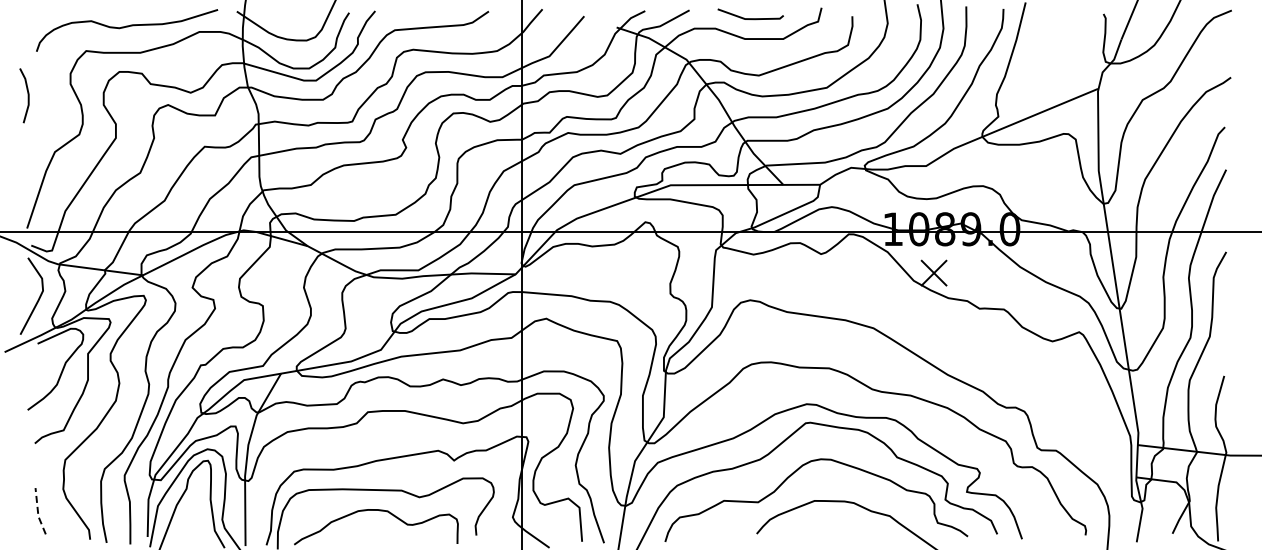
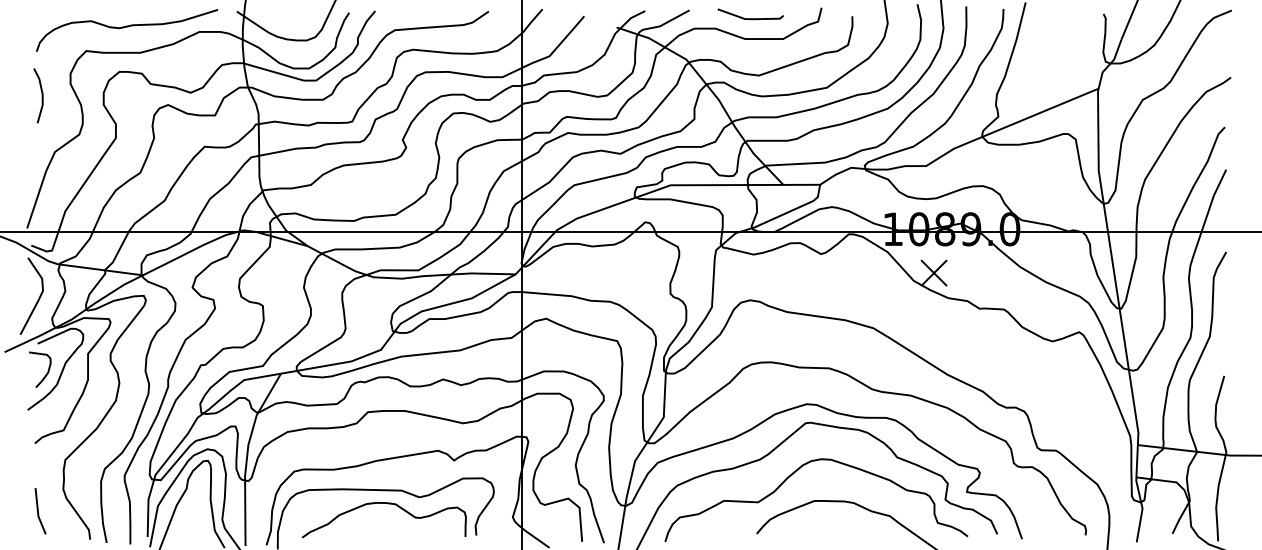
line position: (27, 95) -> (41, 95) (41, 95)
curve: none -> present (47, 370)
curve position: (379, 511) -> (387, 504) (387, 504)
line: dashed -> solid (38, 512)
